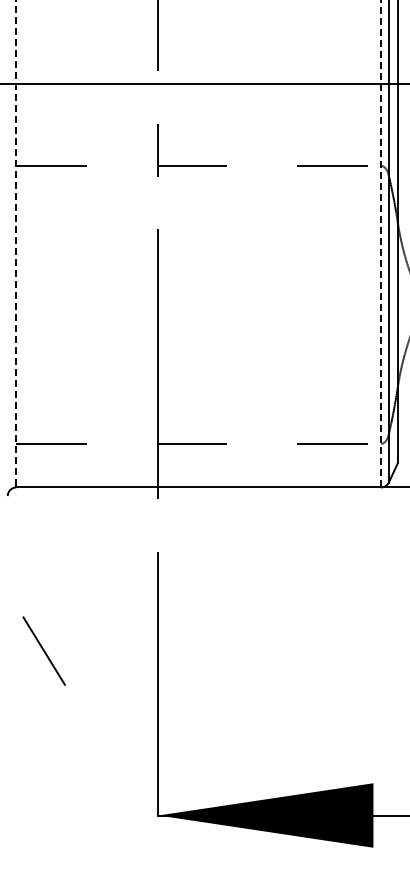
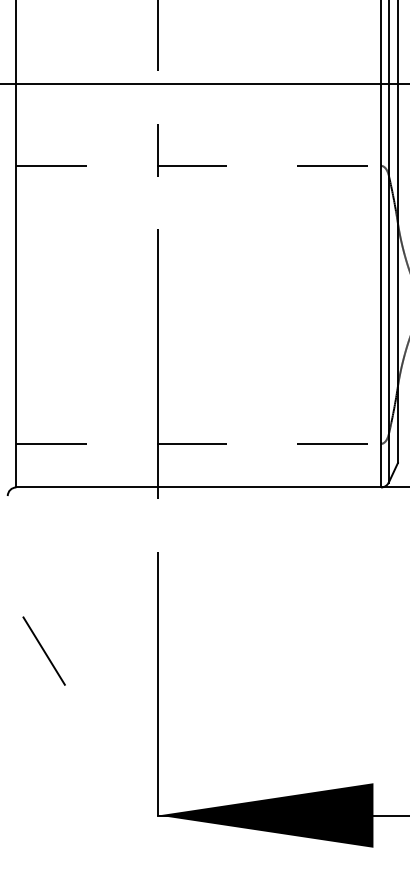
line: dashed -> solid (381, 243)
line: dashed -> solid (16, 244)
